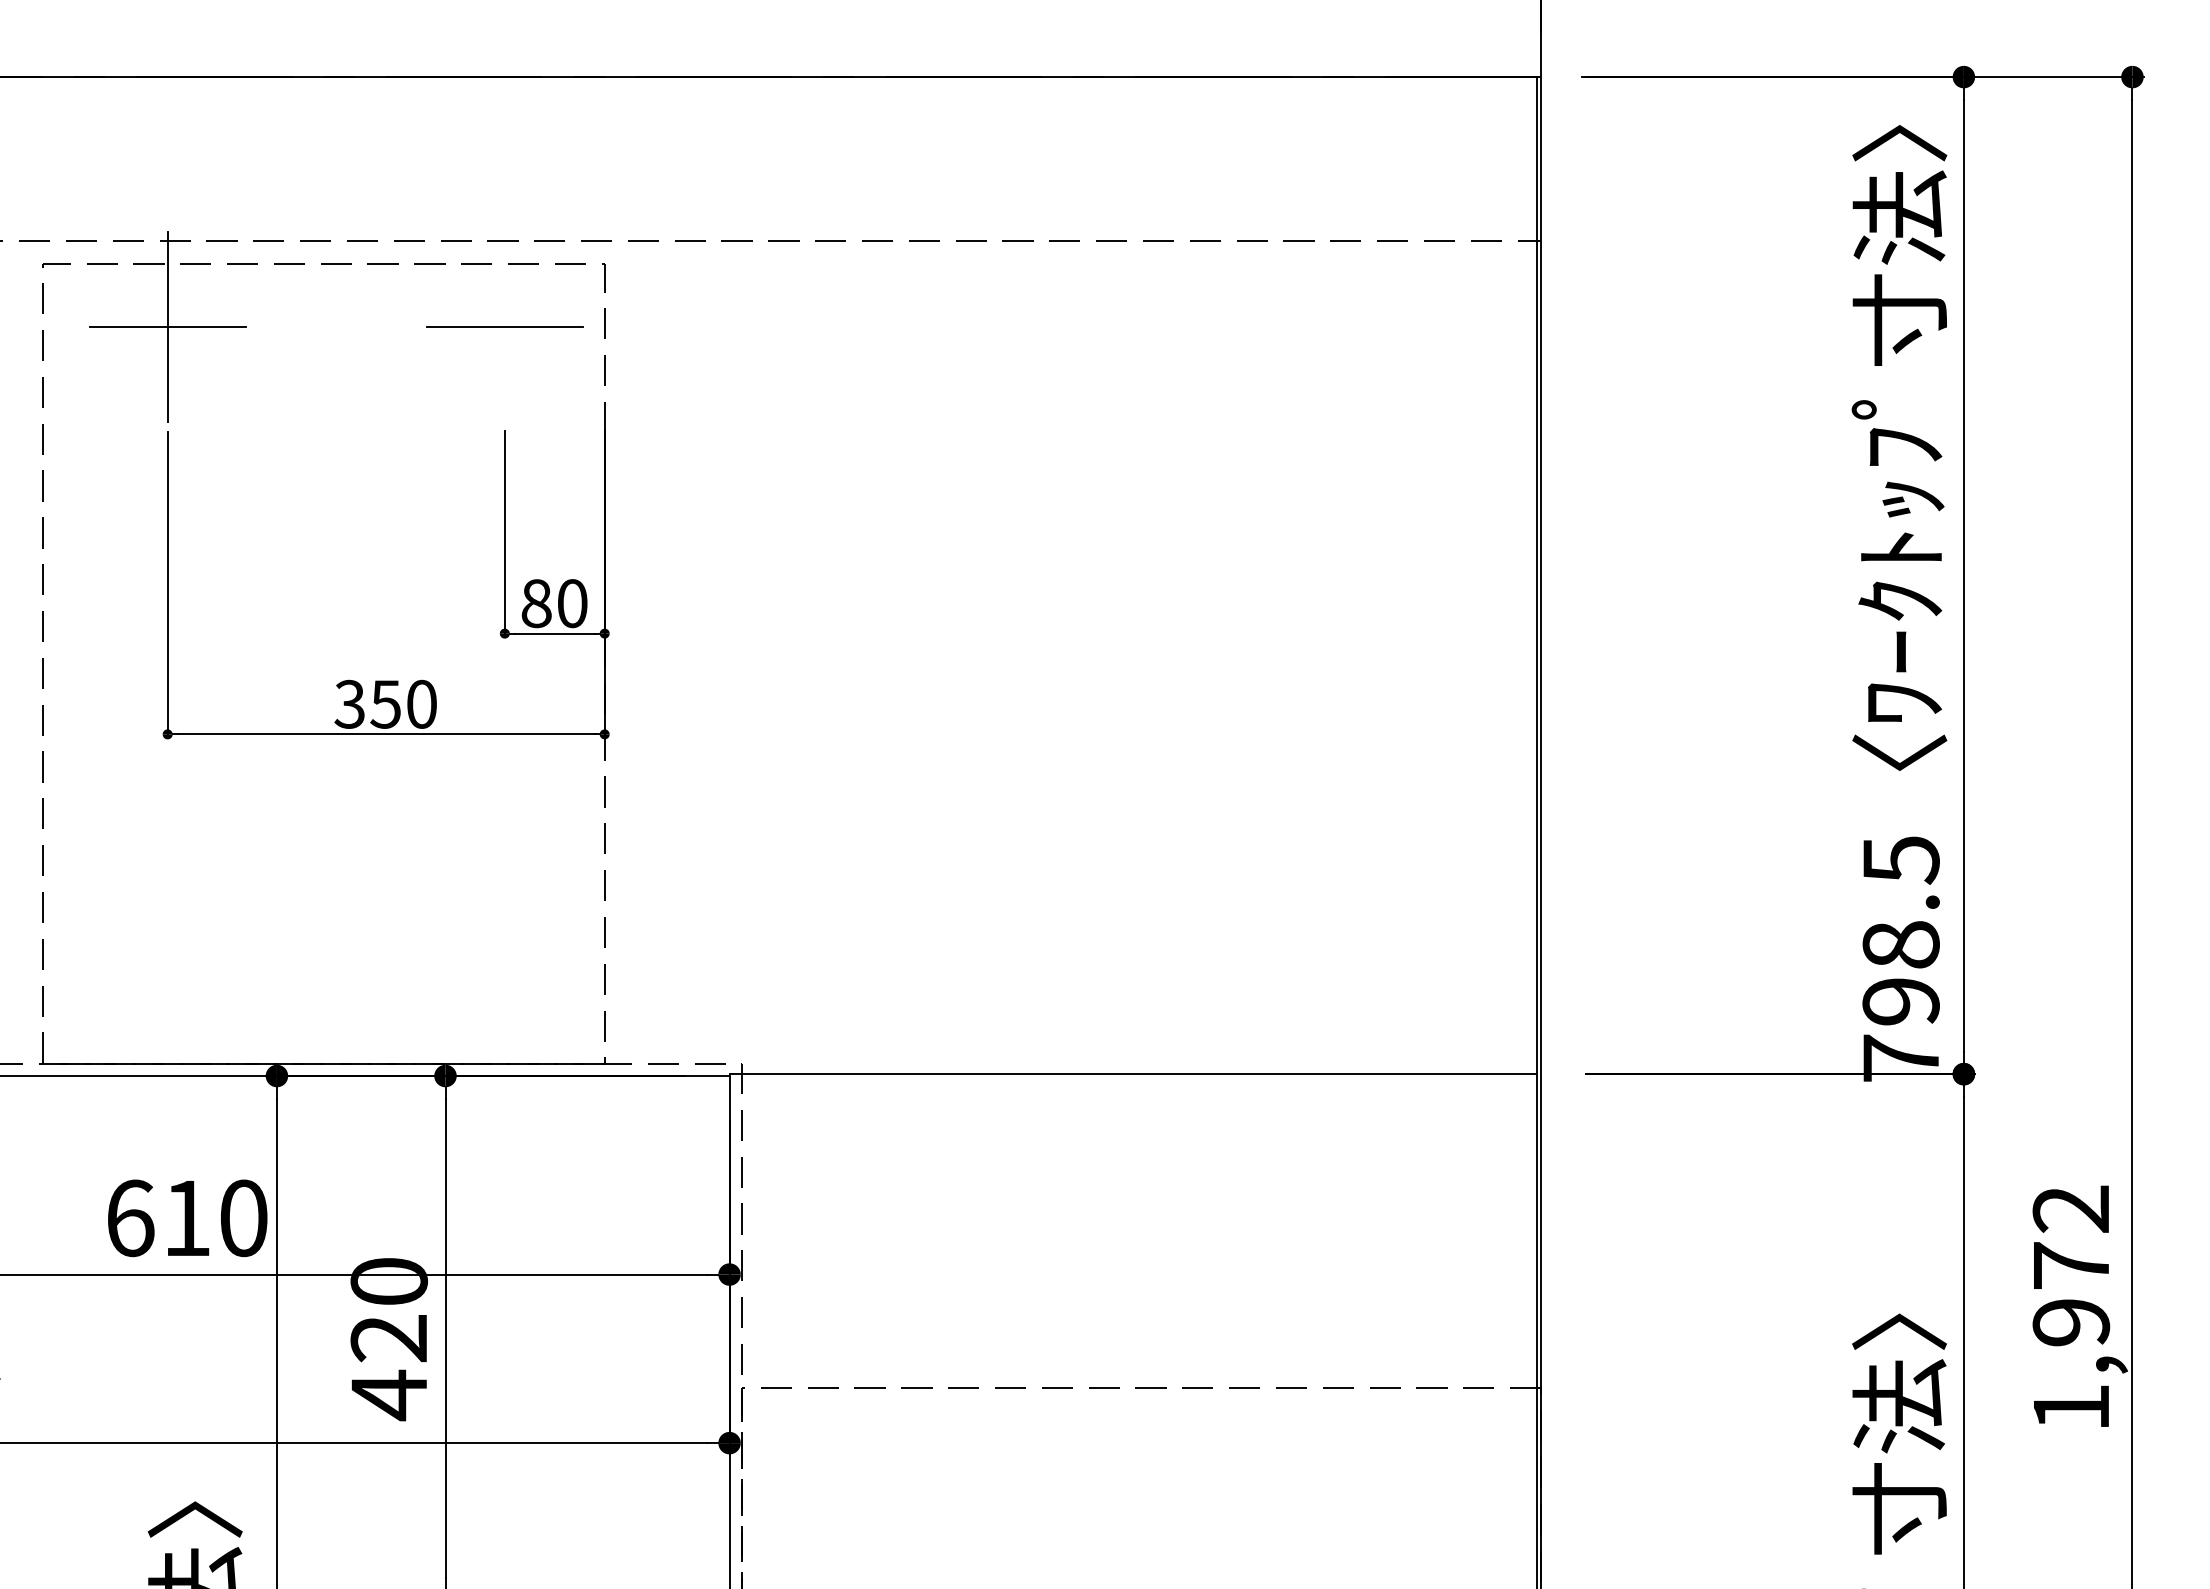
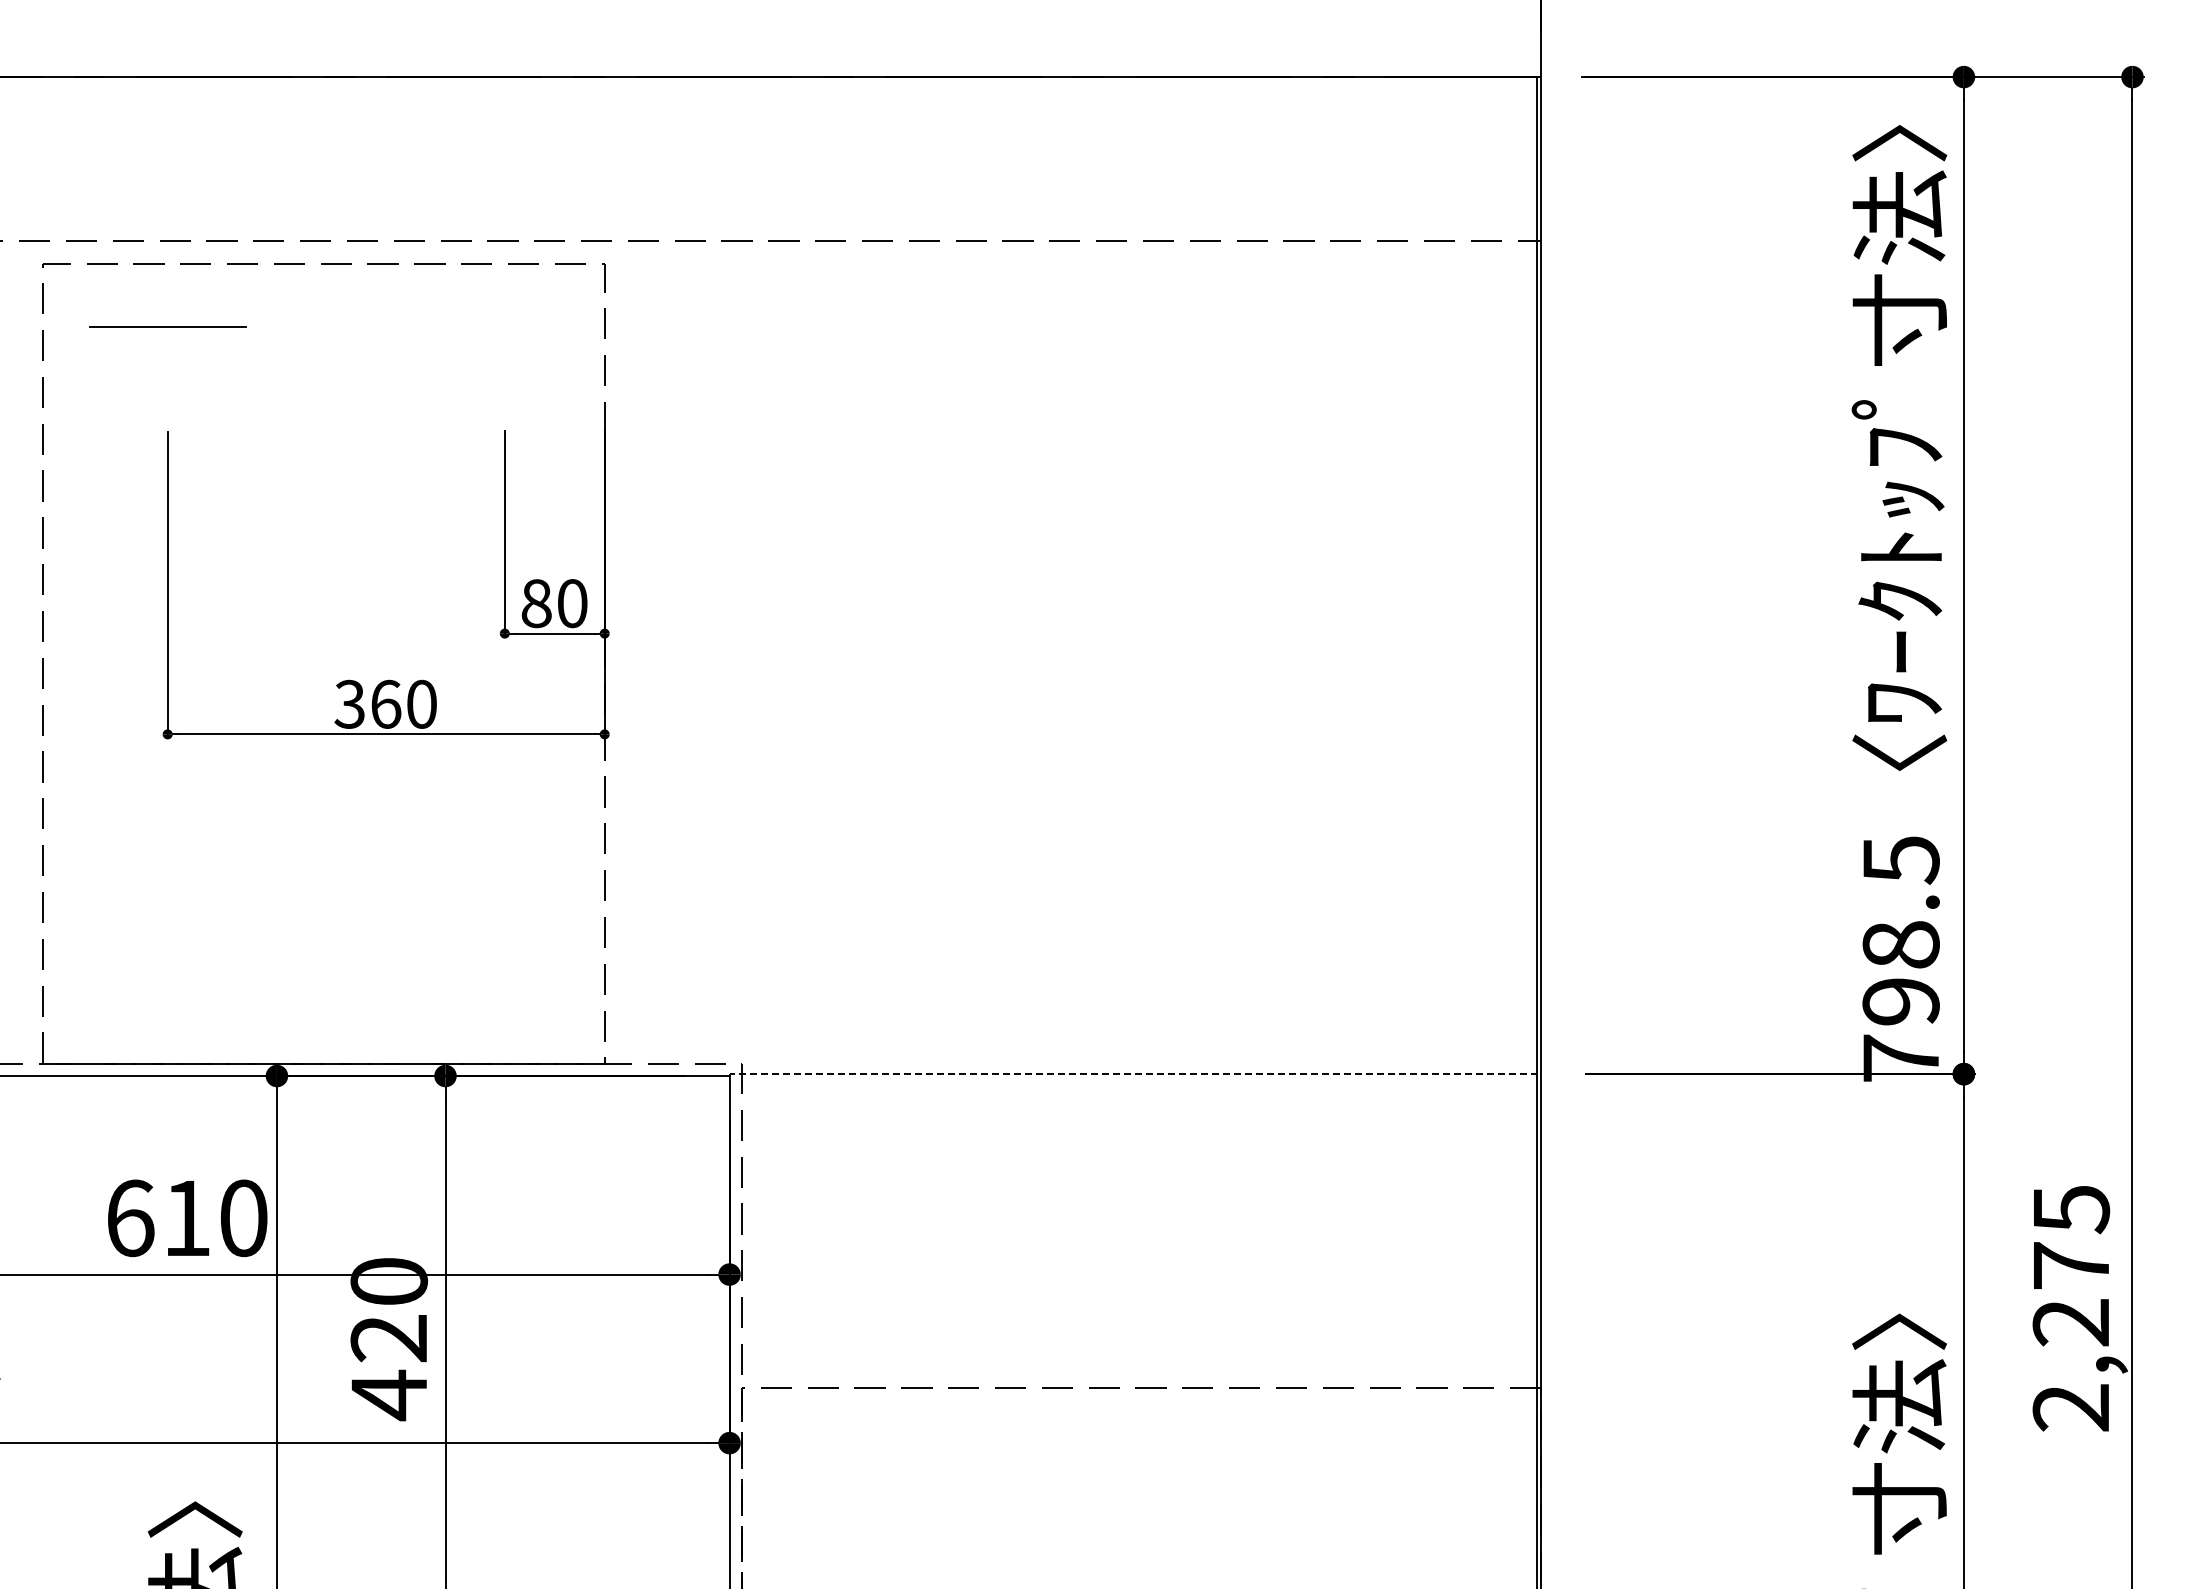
line: present -> none (167, 326)
line: present -> none (504, 326)
text: 350 -> 360 (385, 703)
line: solid -> dashed (1132, 1074)
text: 1,972 -> 2,275 (2071, 1308)
